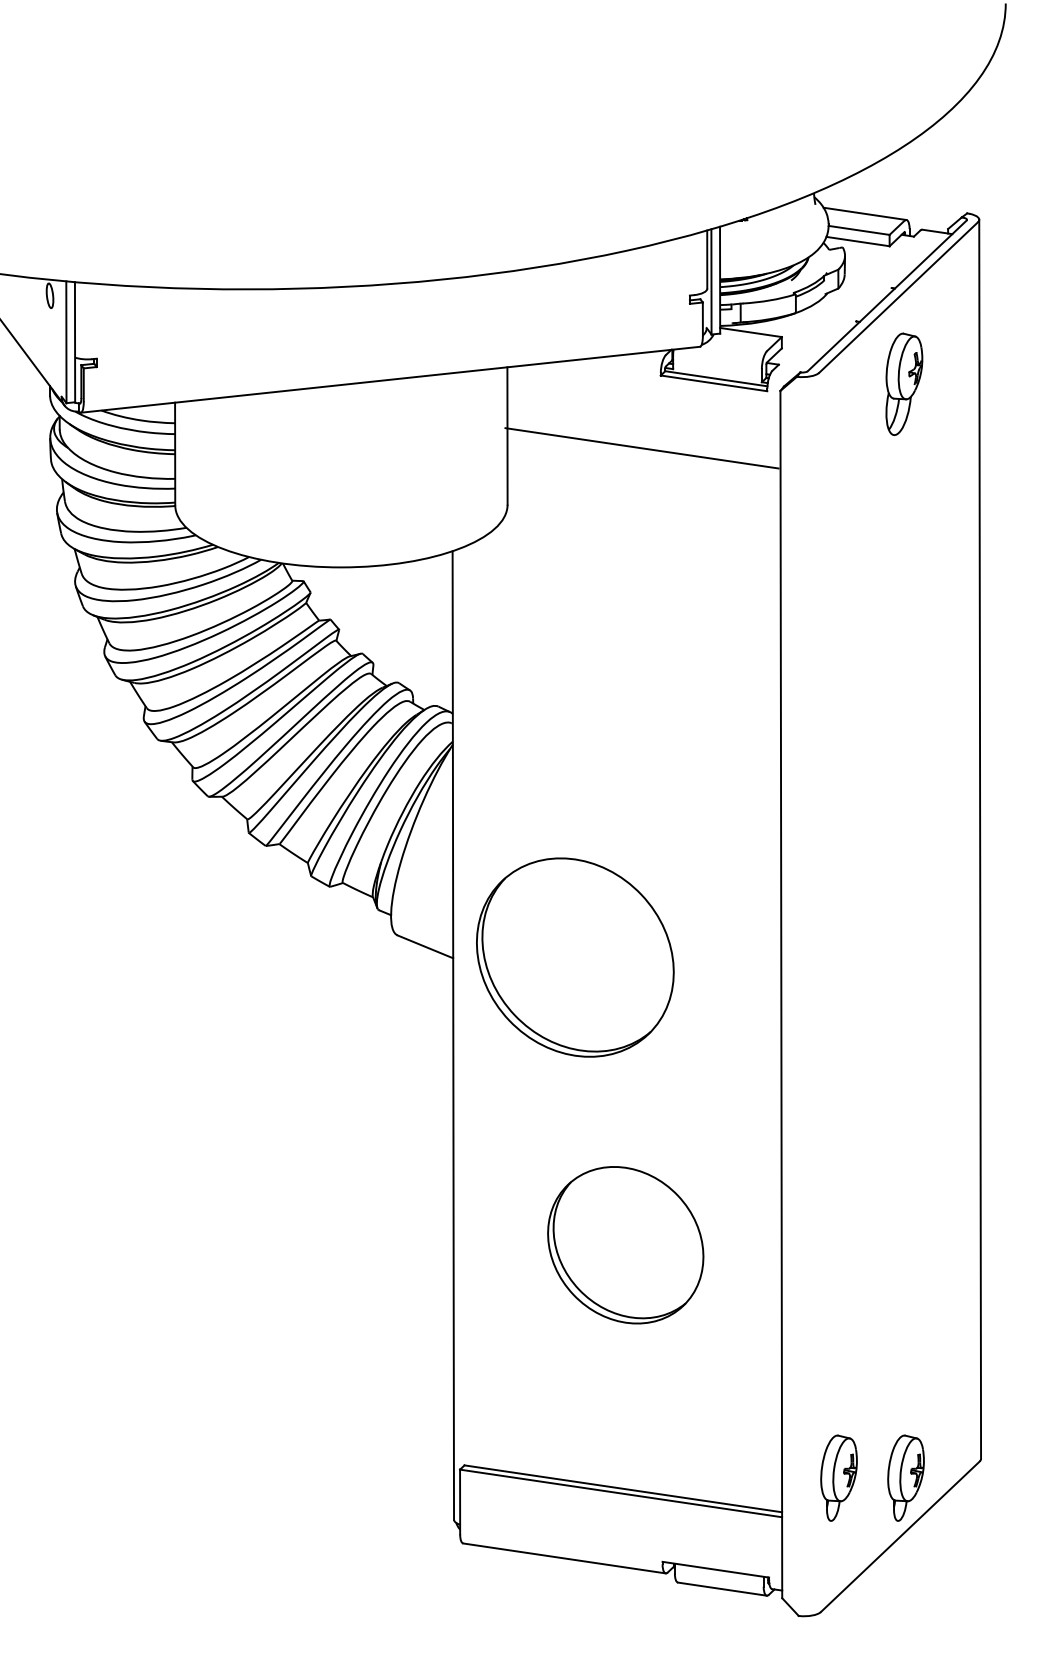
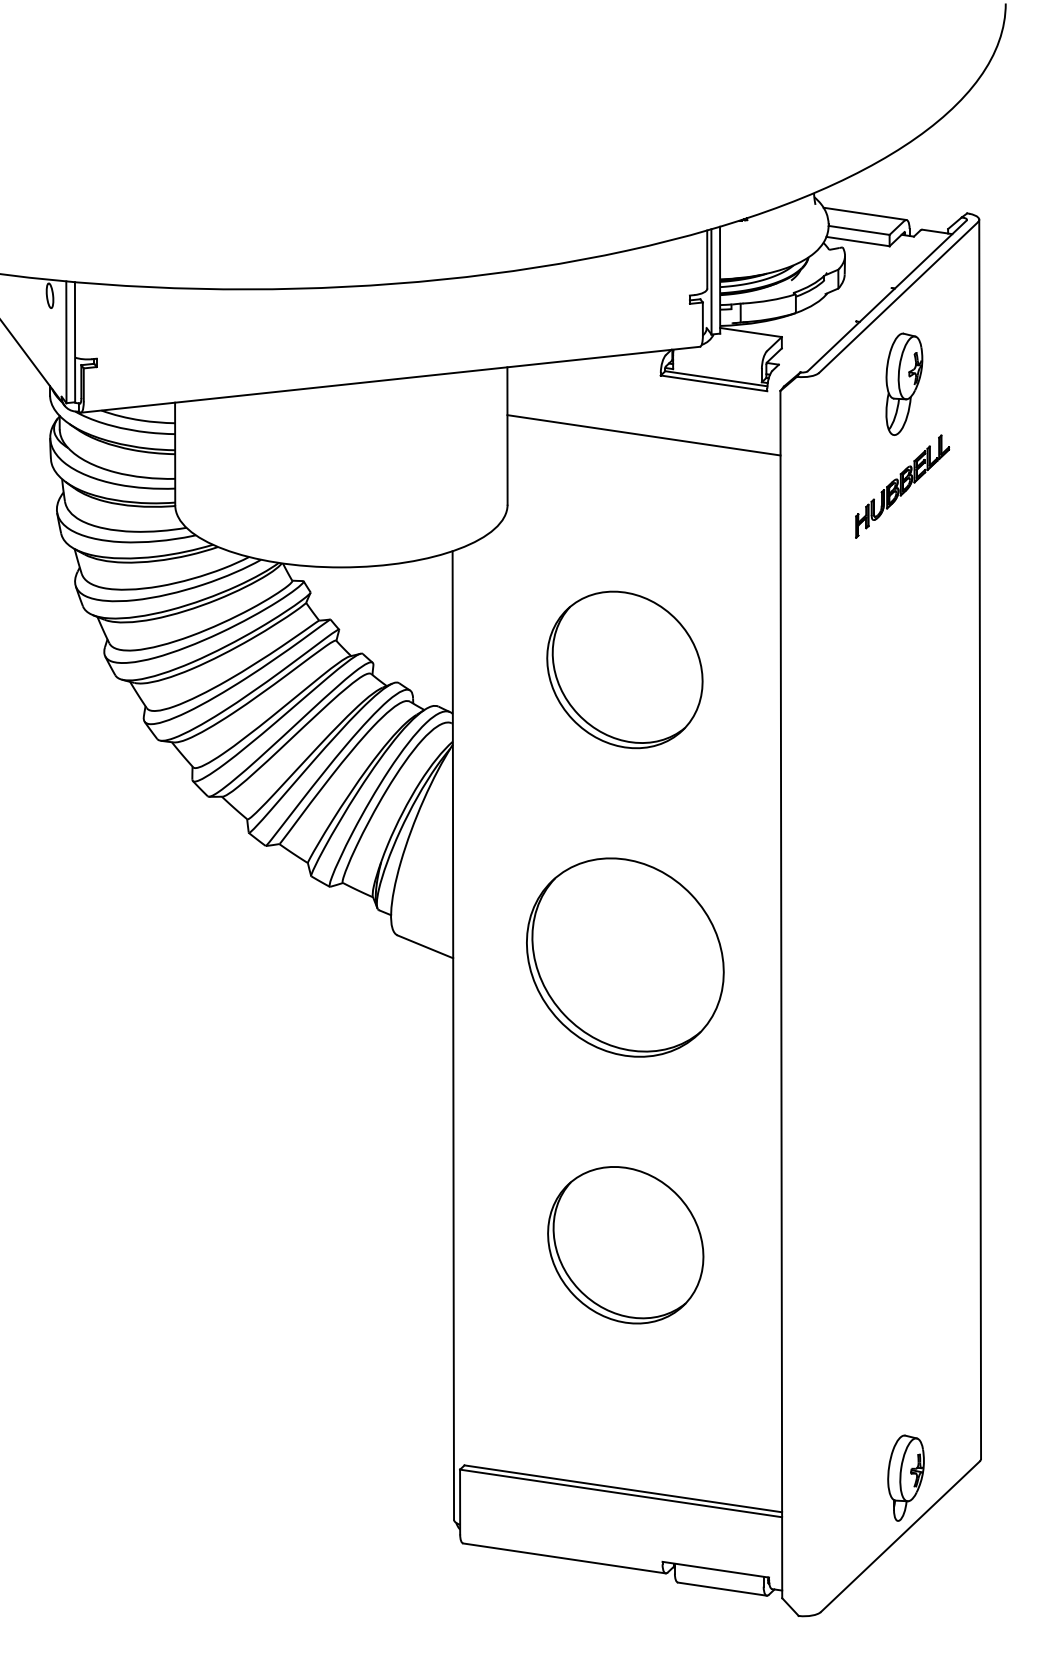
line position: (641, 448) -> (643, 435) (643, 435)
part: none -> present (902, 486)
part: none -> present (624, 669)
part position: (575, 957) -> (625, 957) (625, 957)
part: present -> none (838, 1477)
